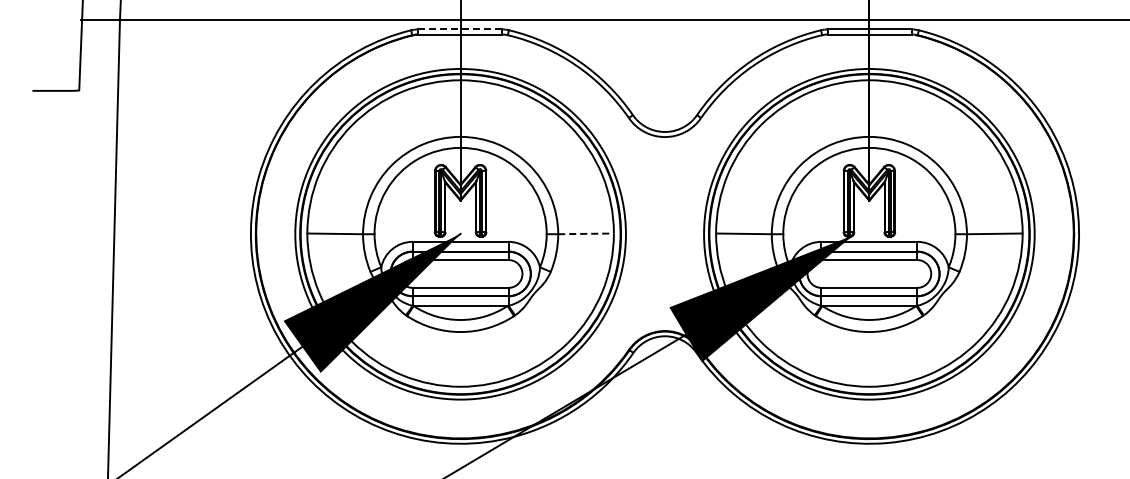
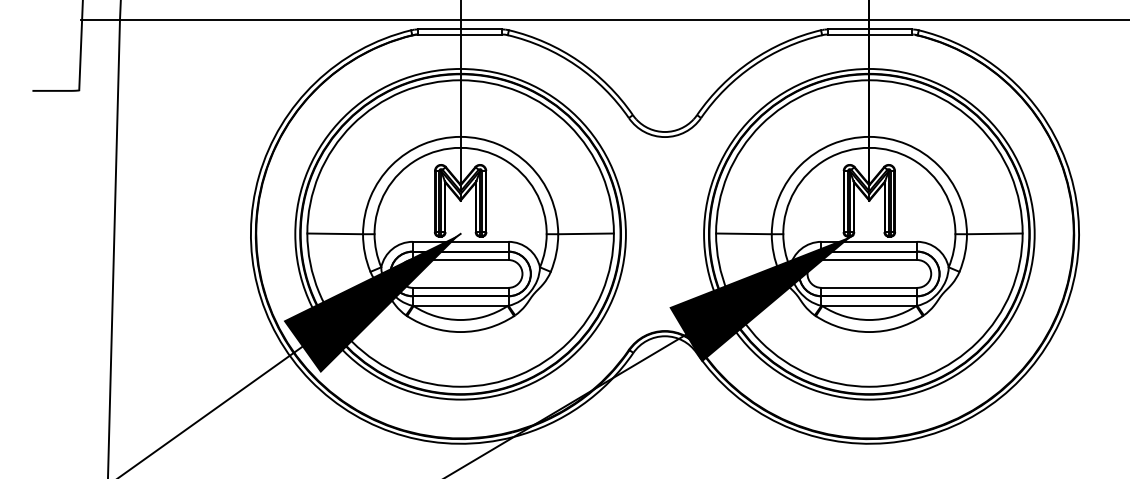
line: dashed -> solid (459, 29)
line: dashed -> solid (586, 233)
